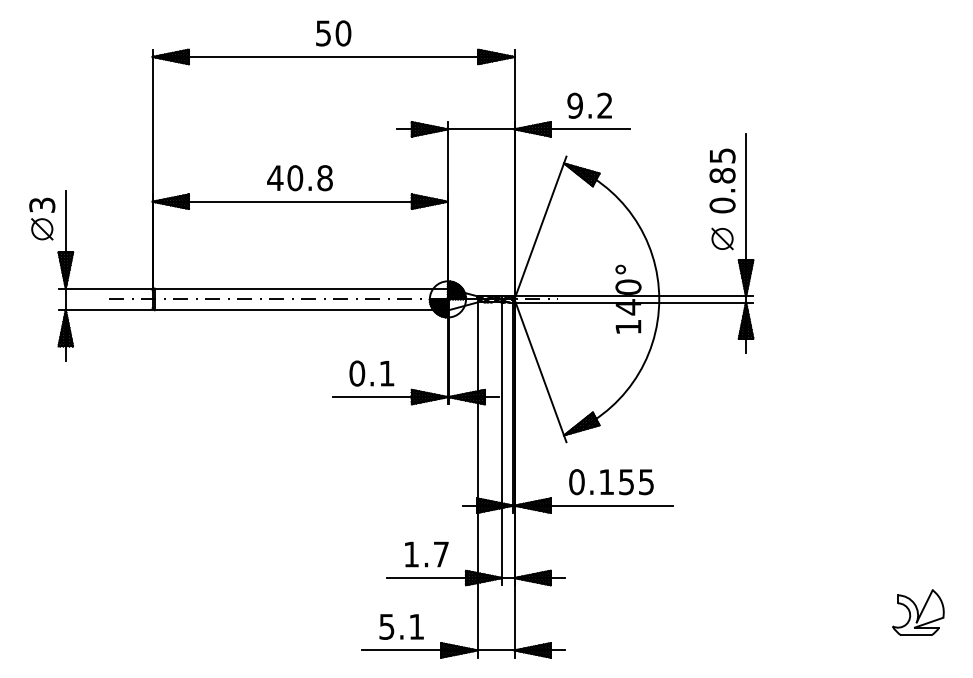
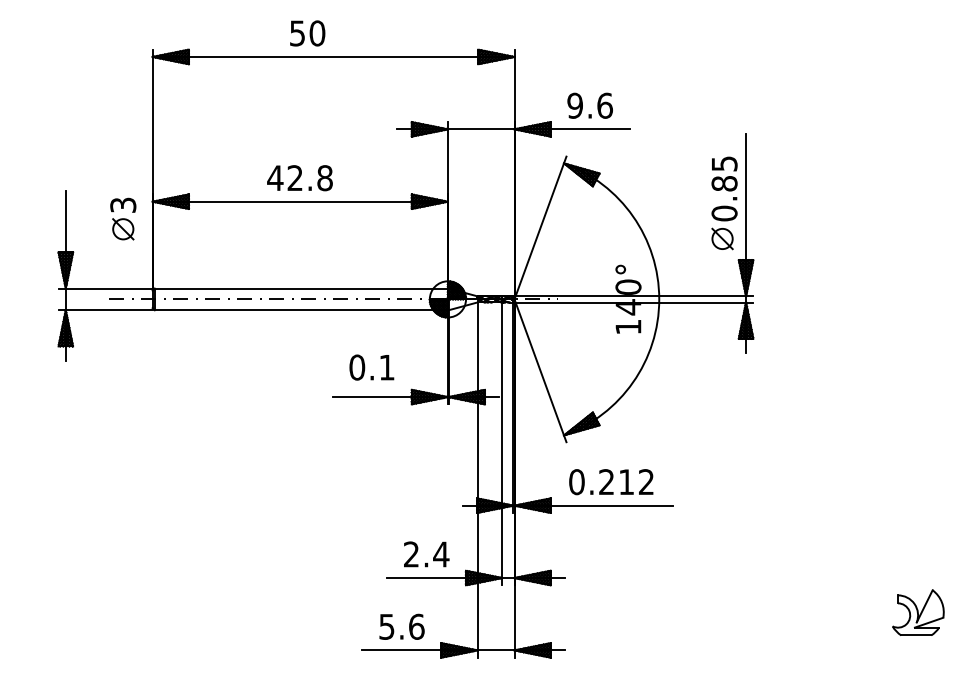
text position: (333, 33) -> (307, 33) (307, 33)
text: 9.2 -> 9.6 (604, 105)
text: 40.8 -> 42.8 (295, 178)
text position: (722, 180) -> (724, 188) (724, 188)
part position: (42, 218) -> (123, 218) (123, 218)
text position: (371, 373) -> (371, 367) (371, 367)
text: 0.155 -> 0.212 (626, 482)
text: 1.7 -> 2.4 (426, 554)
text: 5.1 -> 5.6 (416, 626)
